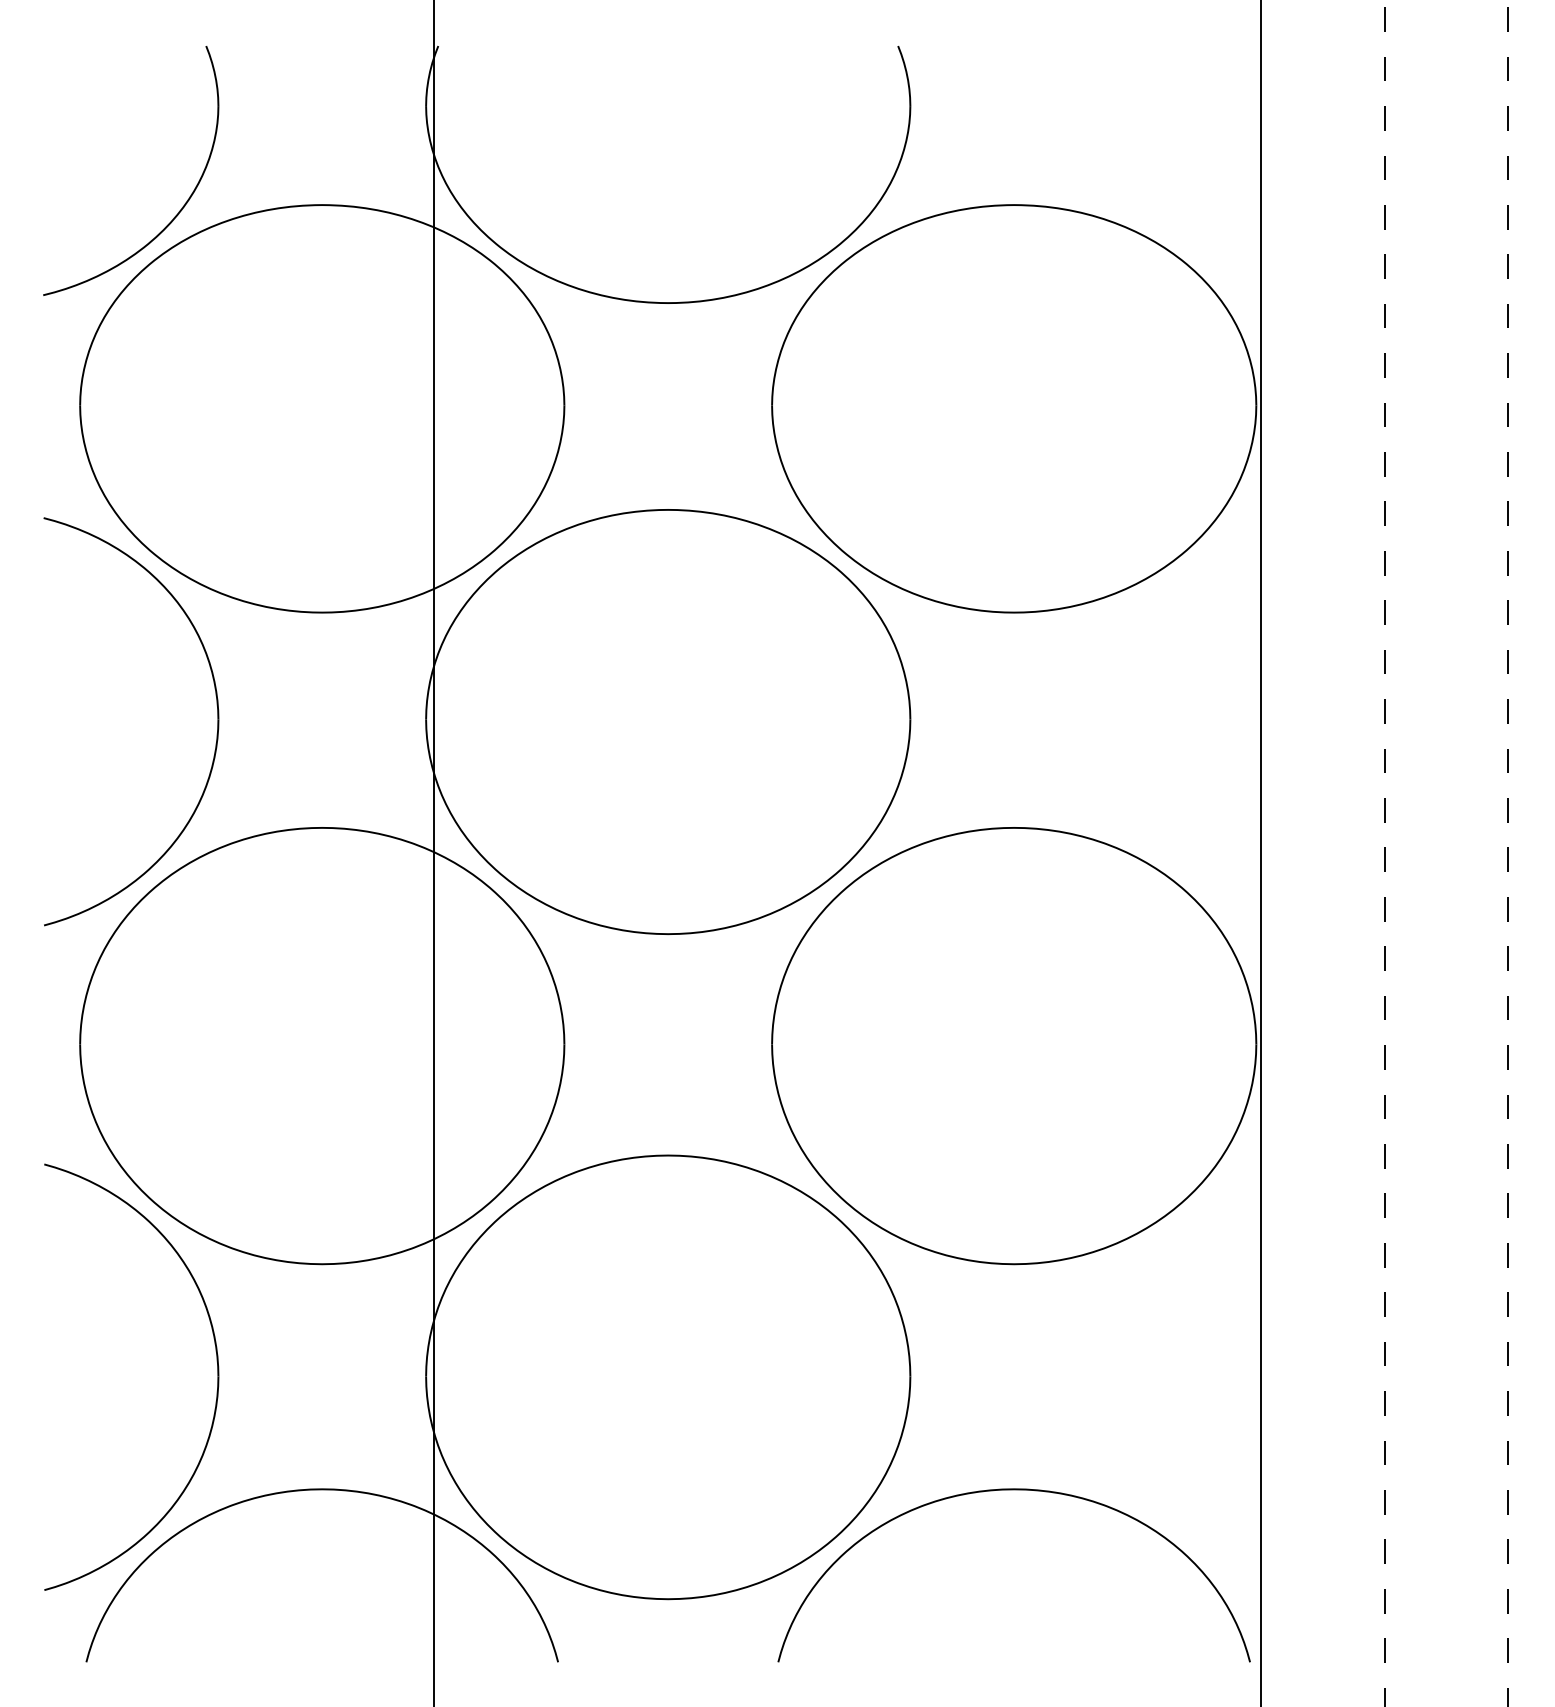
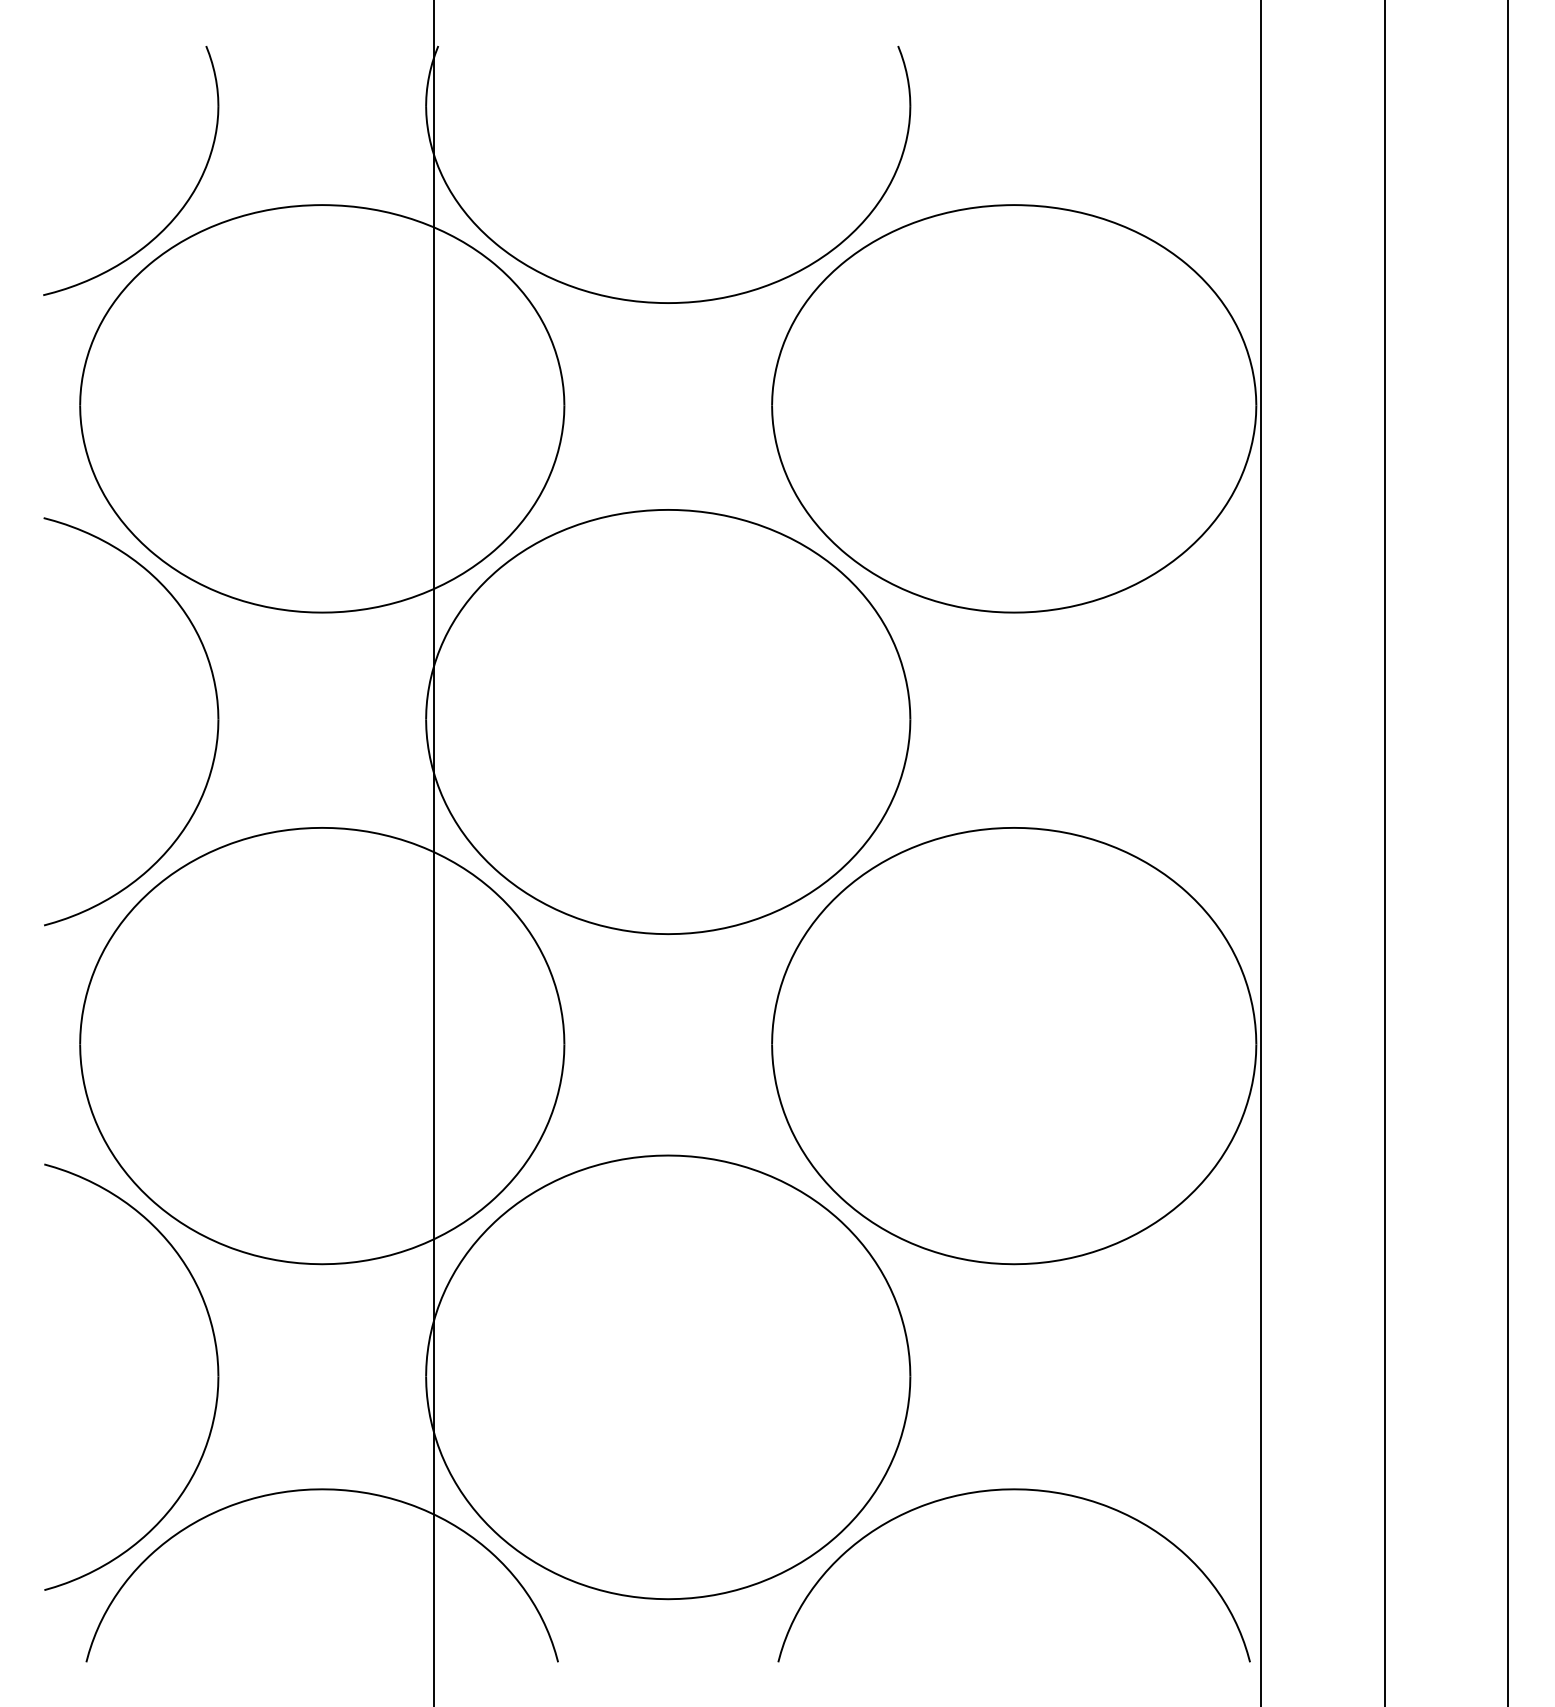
line: dashed -> solid (1508, 852)
line: dashed -> solid (1384, 854)
